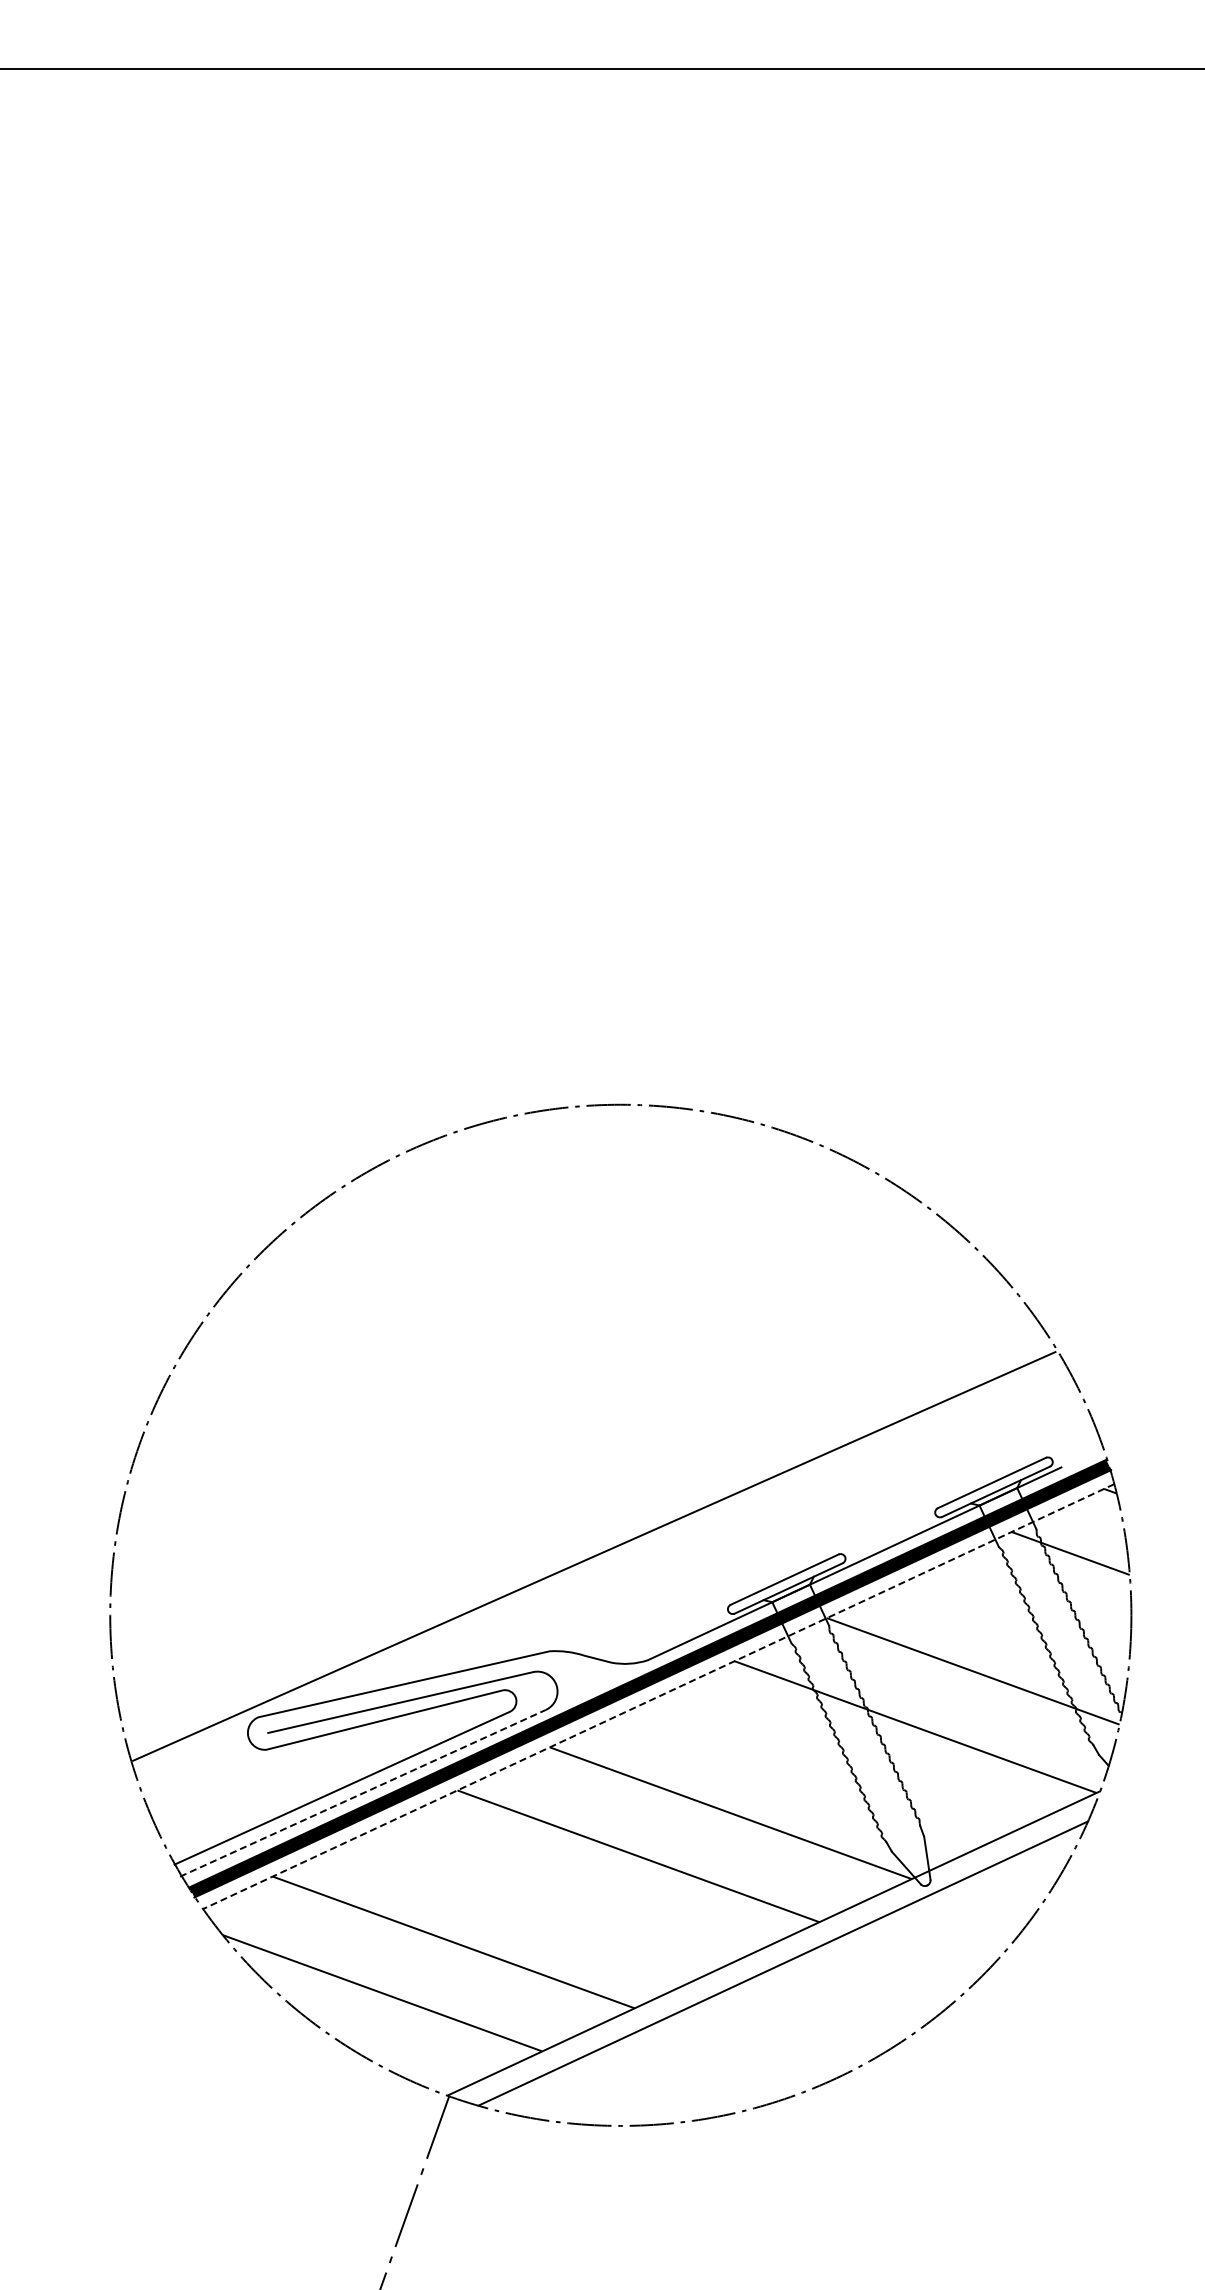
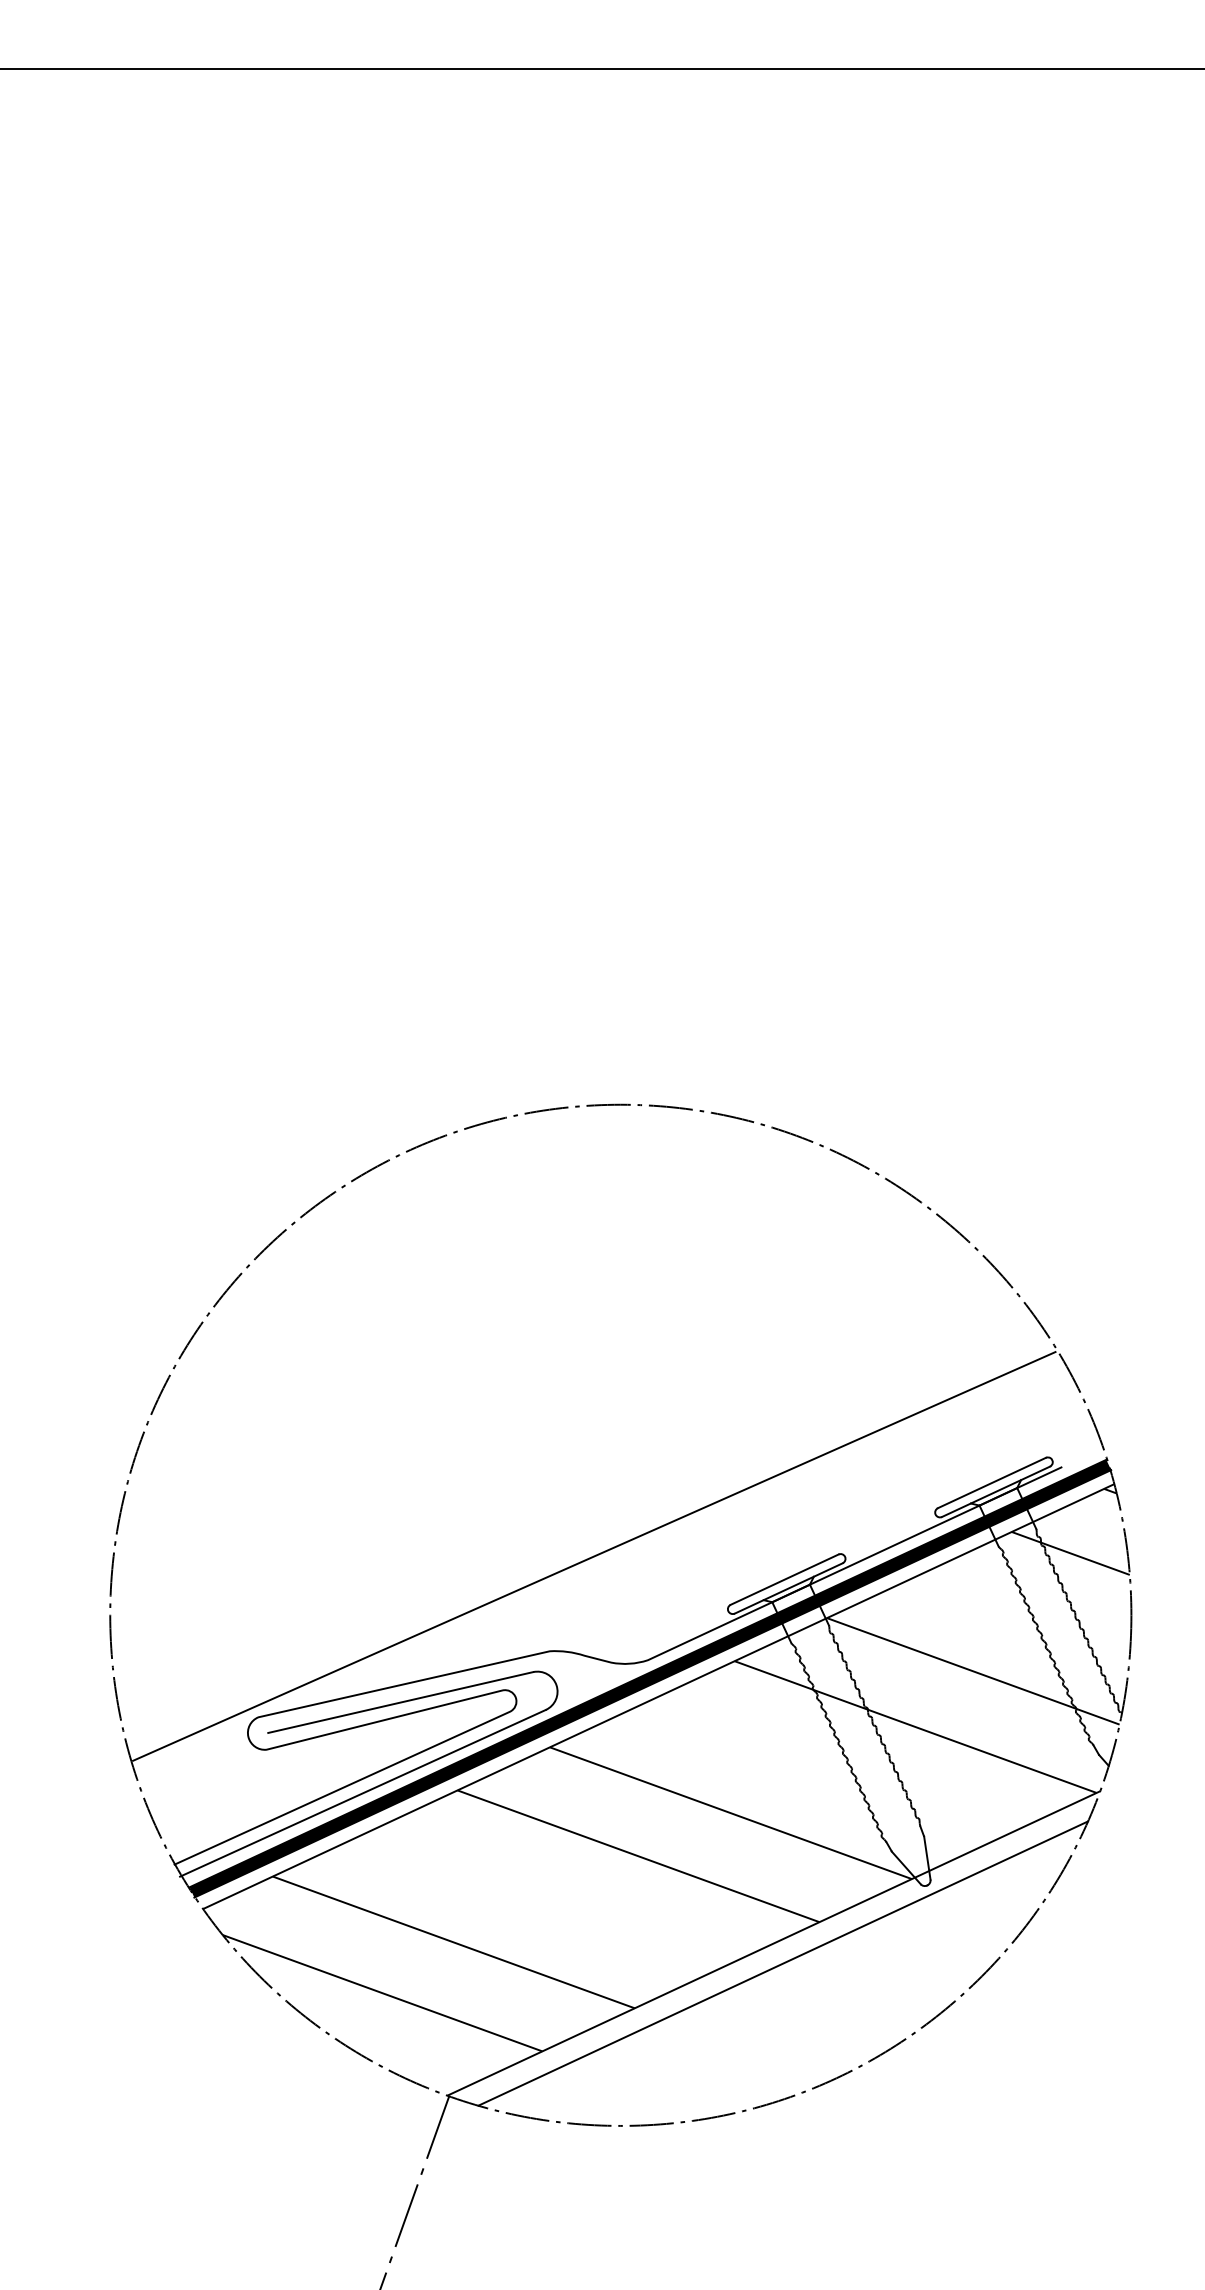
line: dashed -> solid (658, 1696)
line: dashed -> solid (362, 1793)
